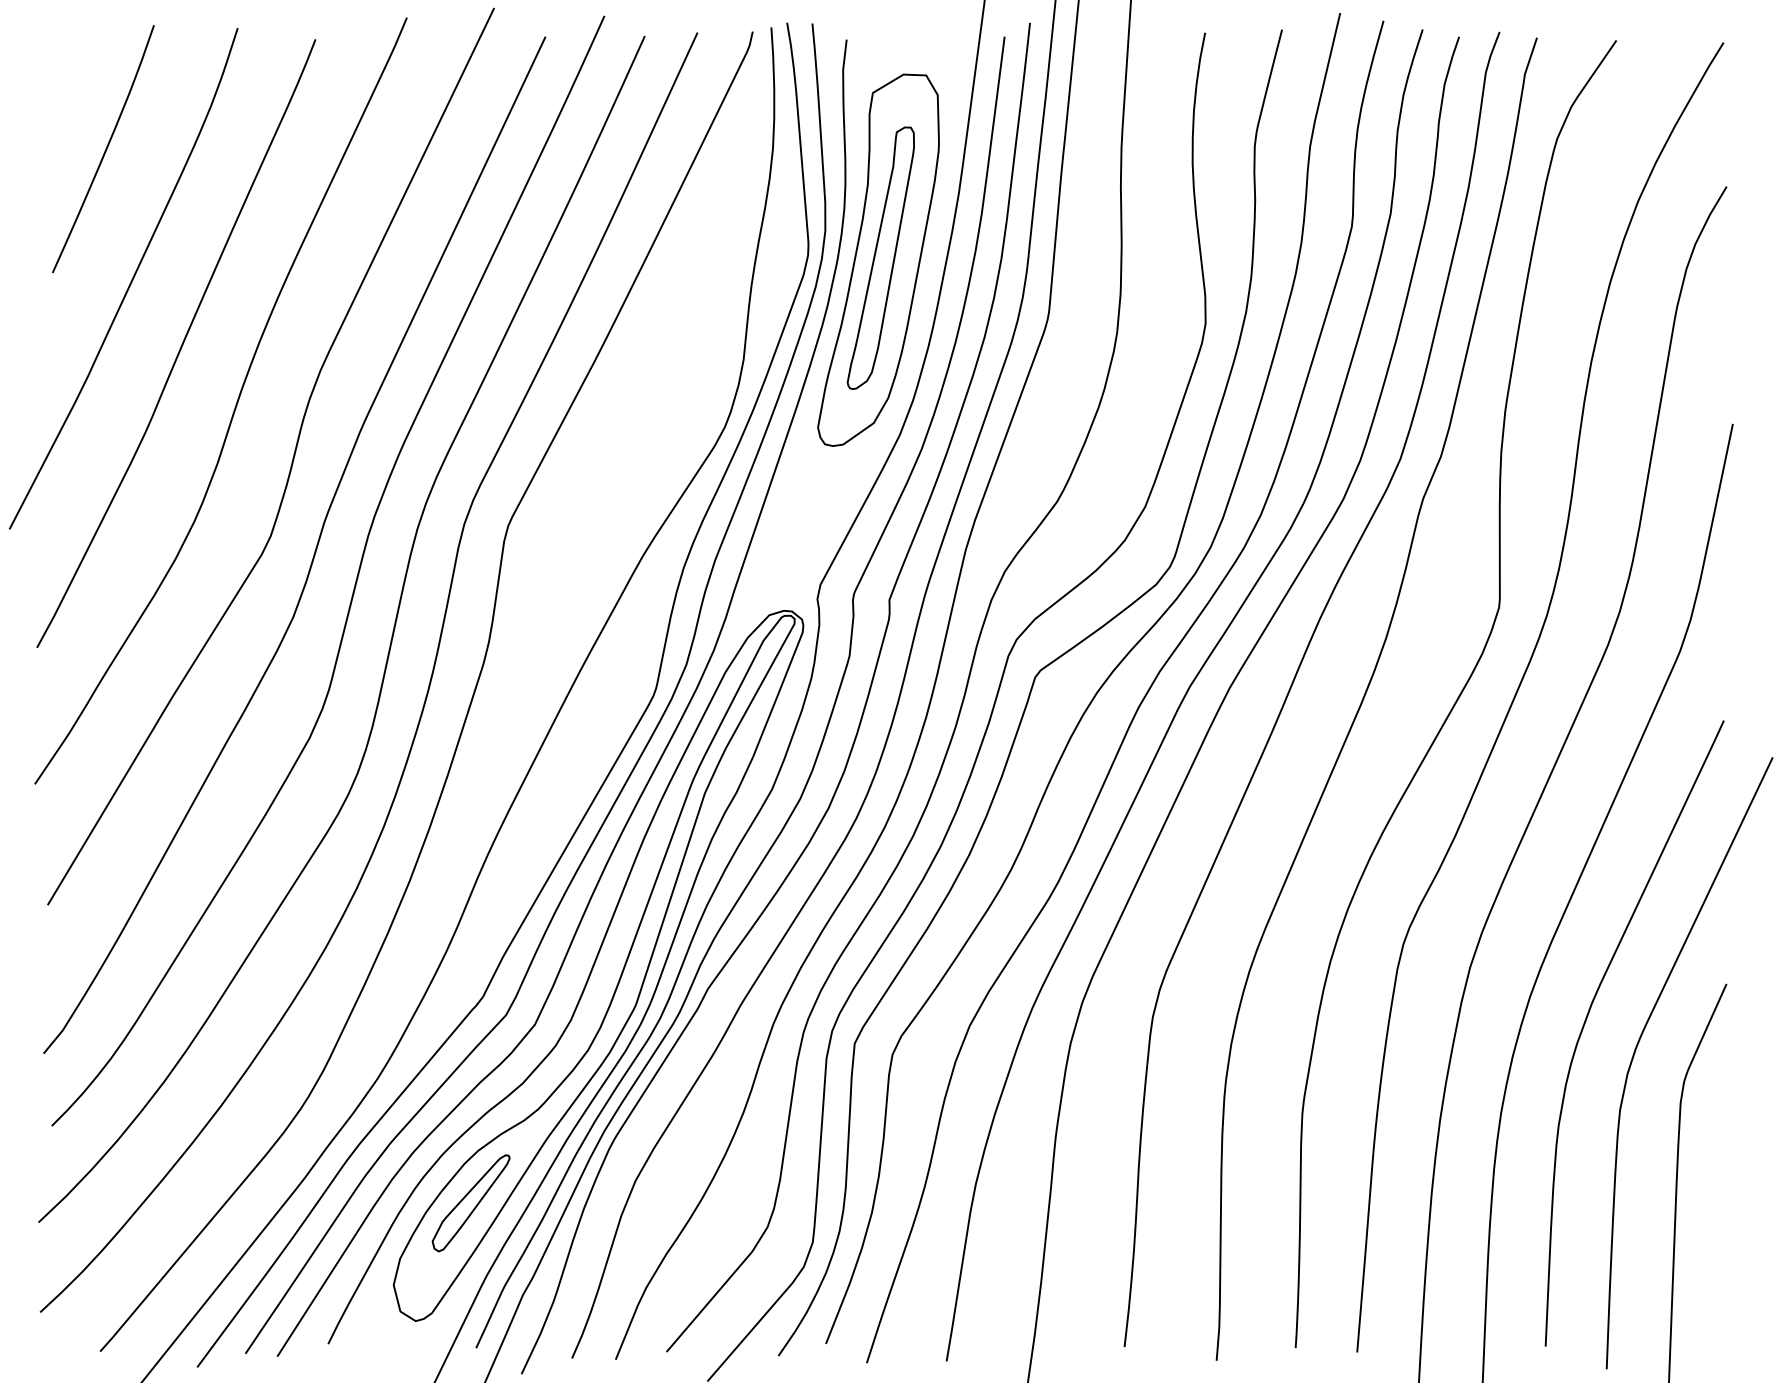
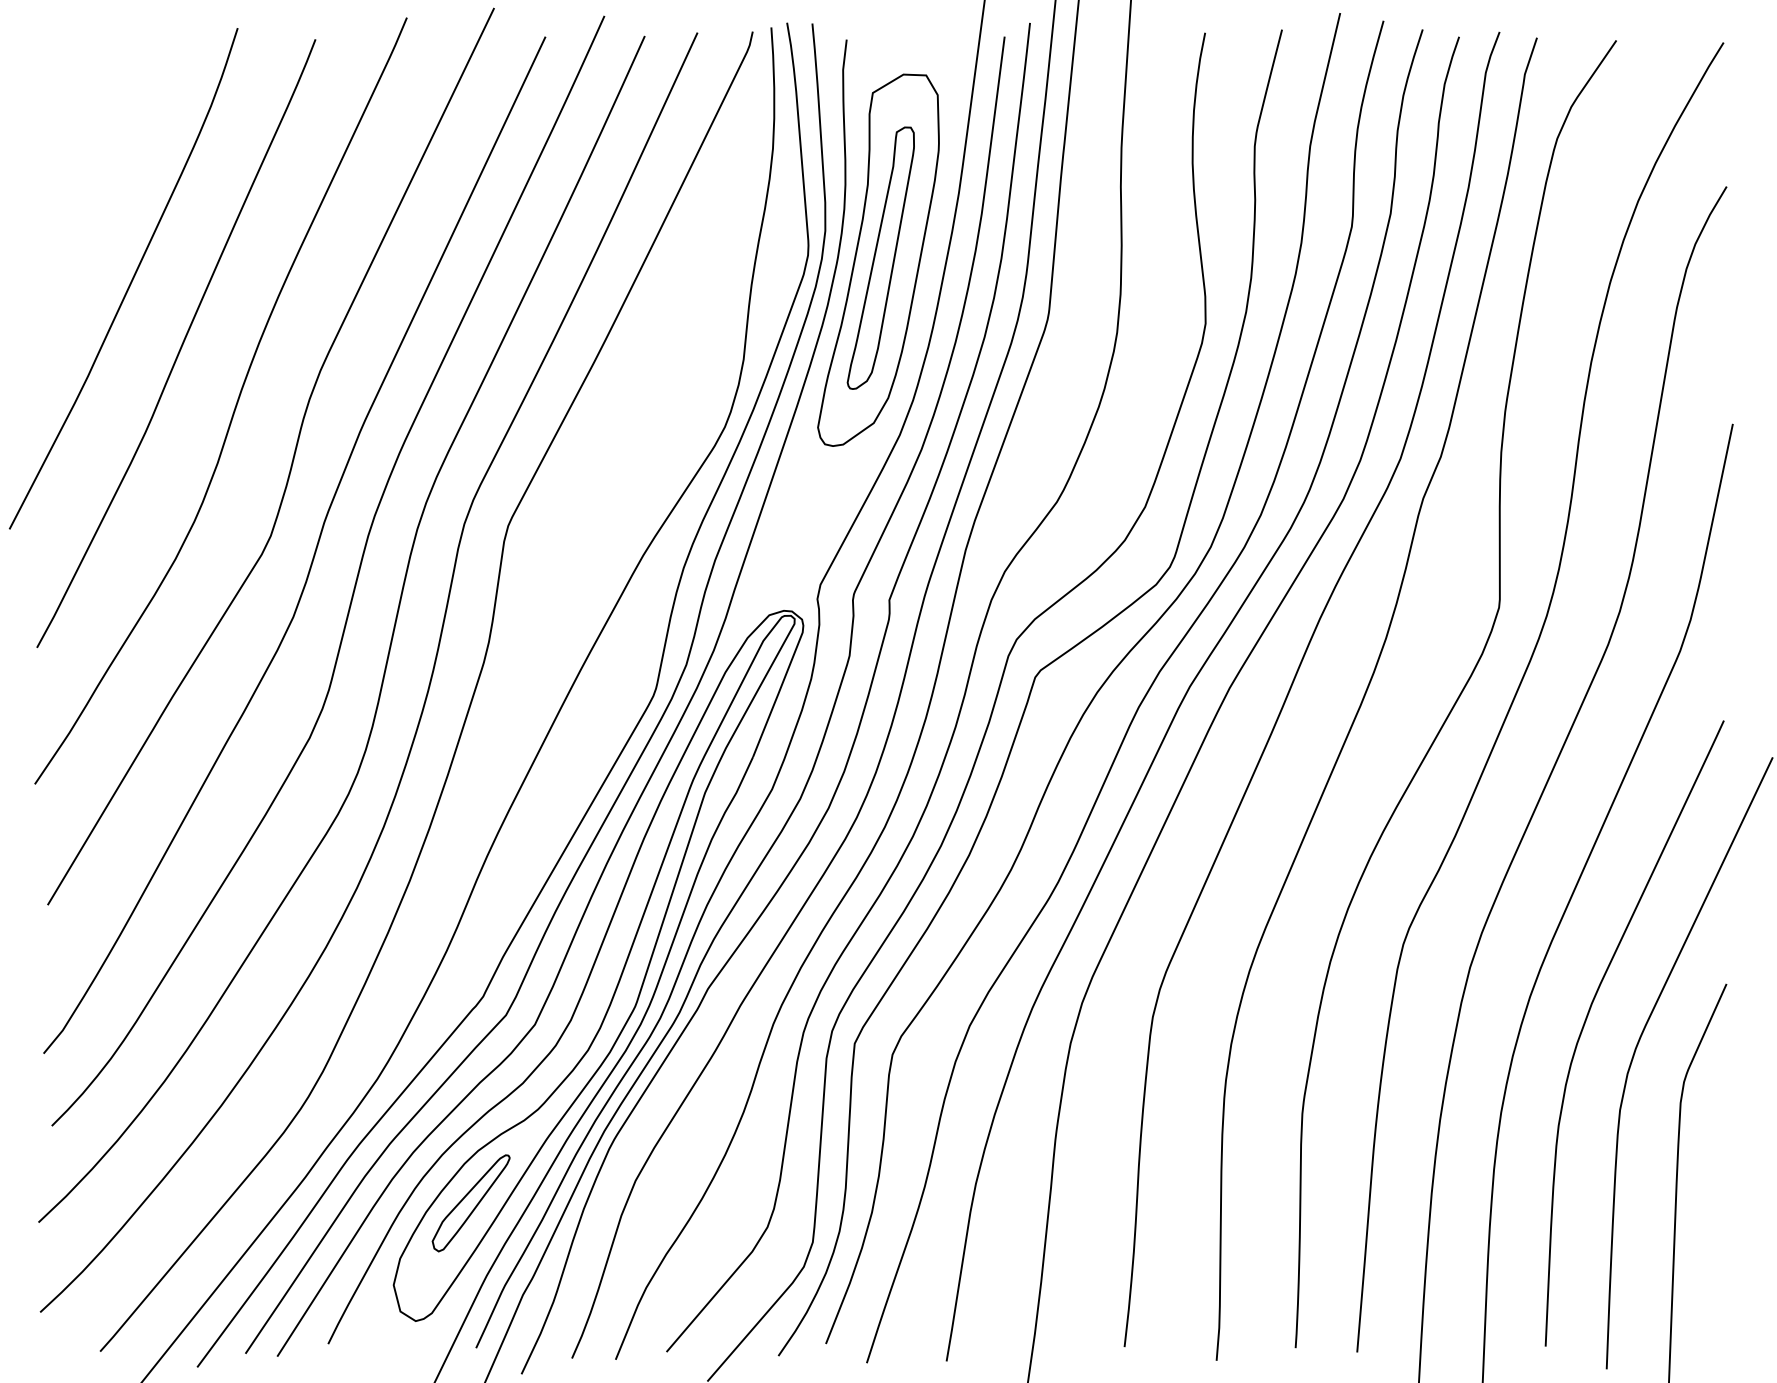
curve: present -> none (104, 150)
